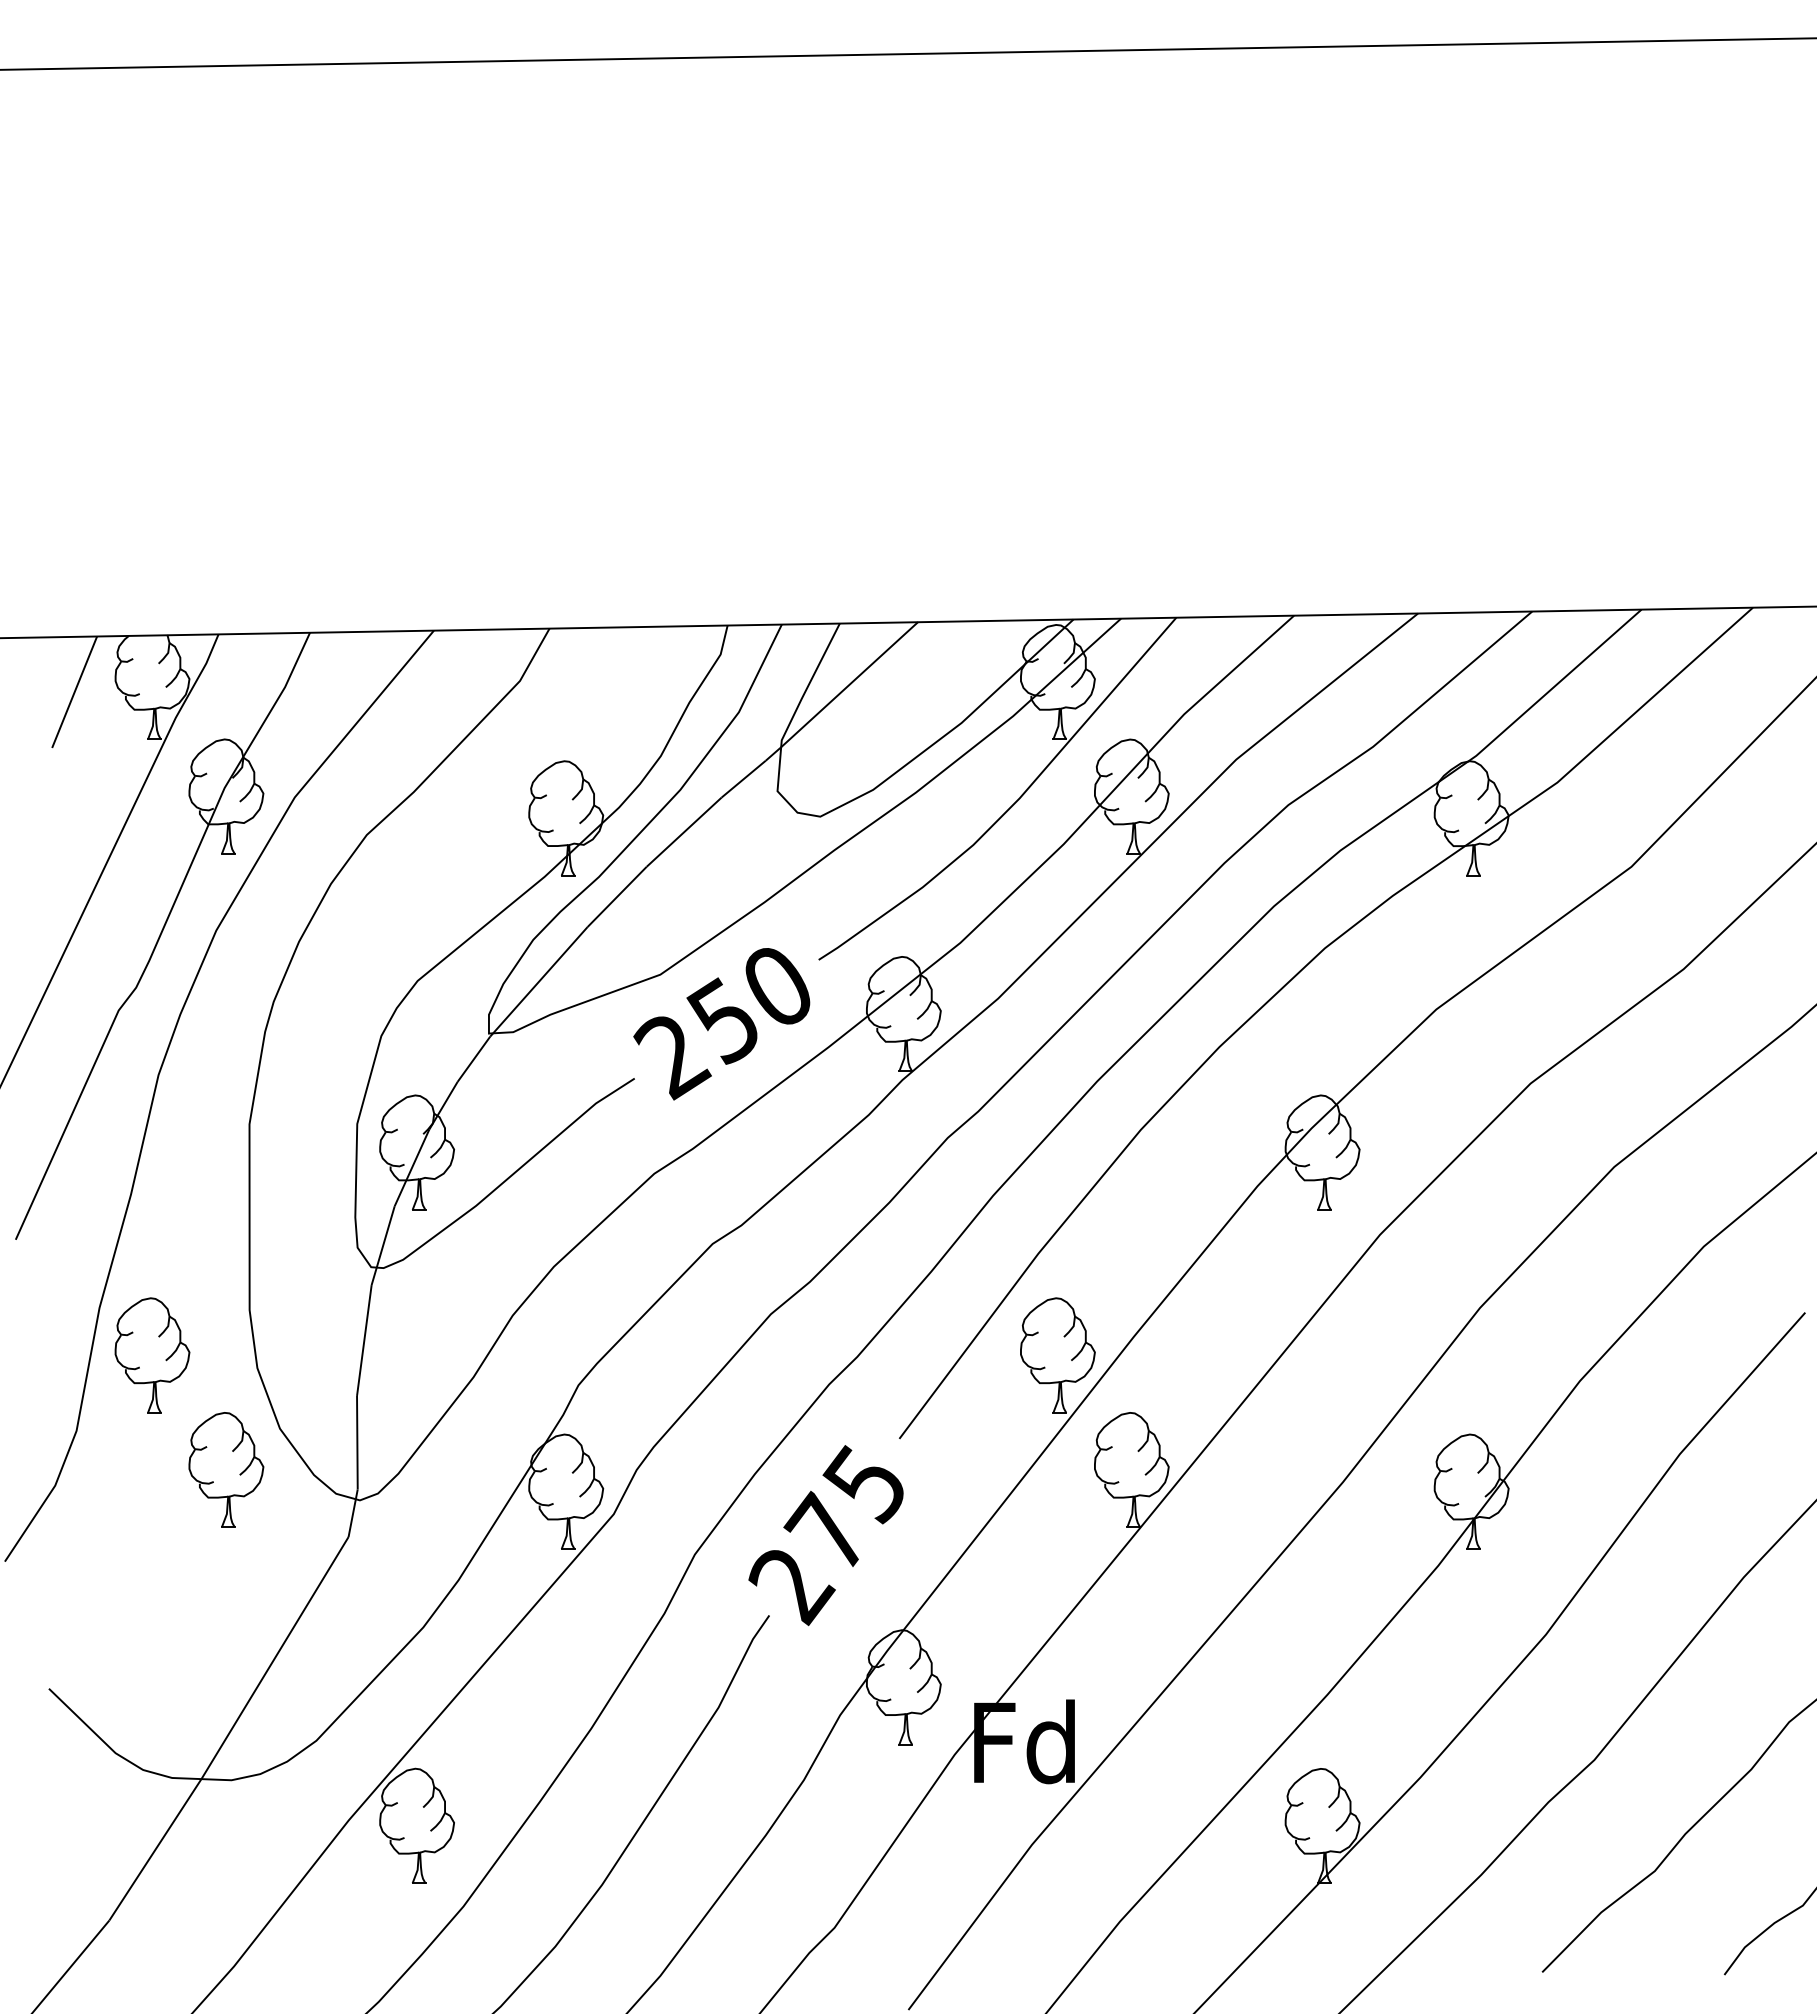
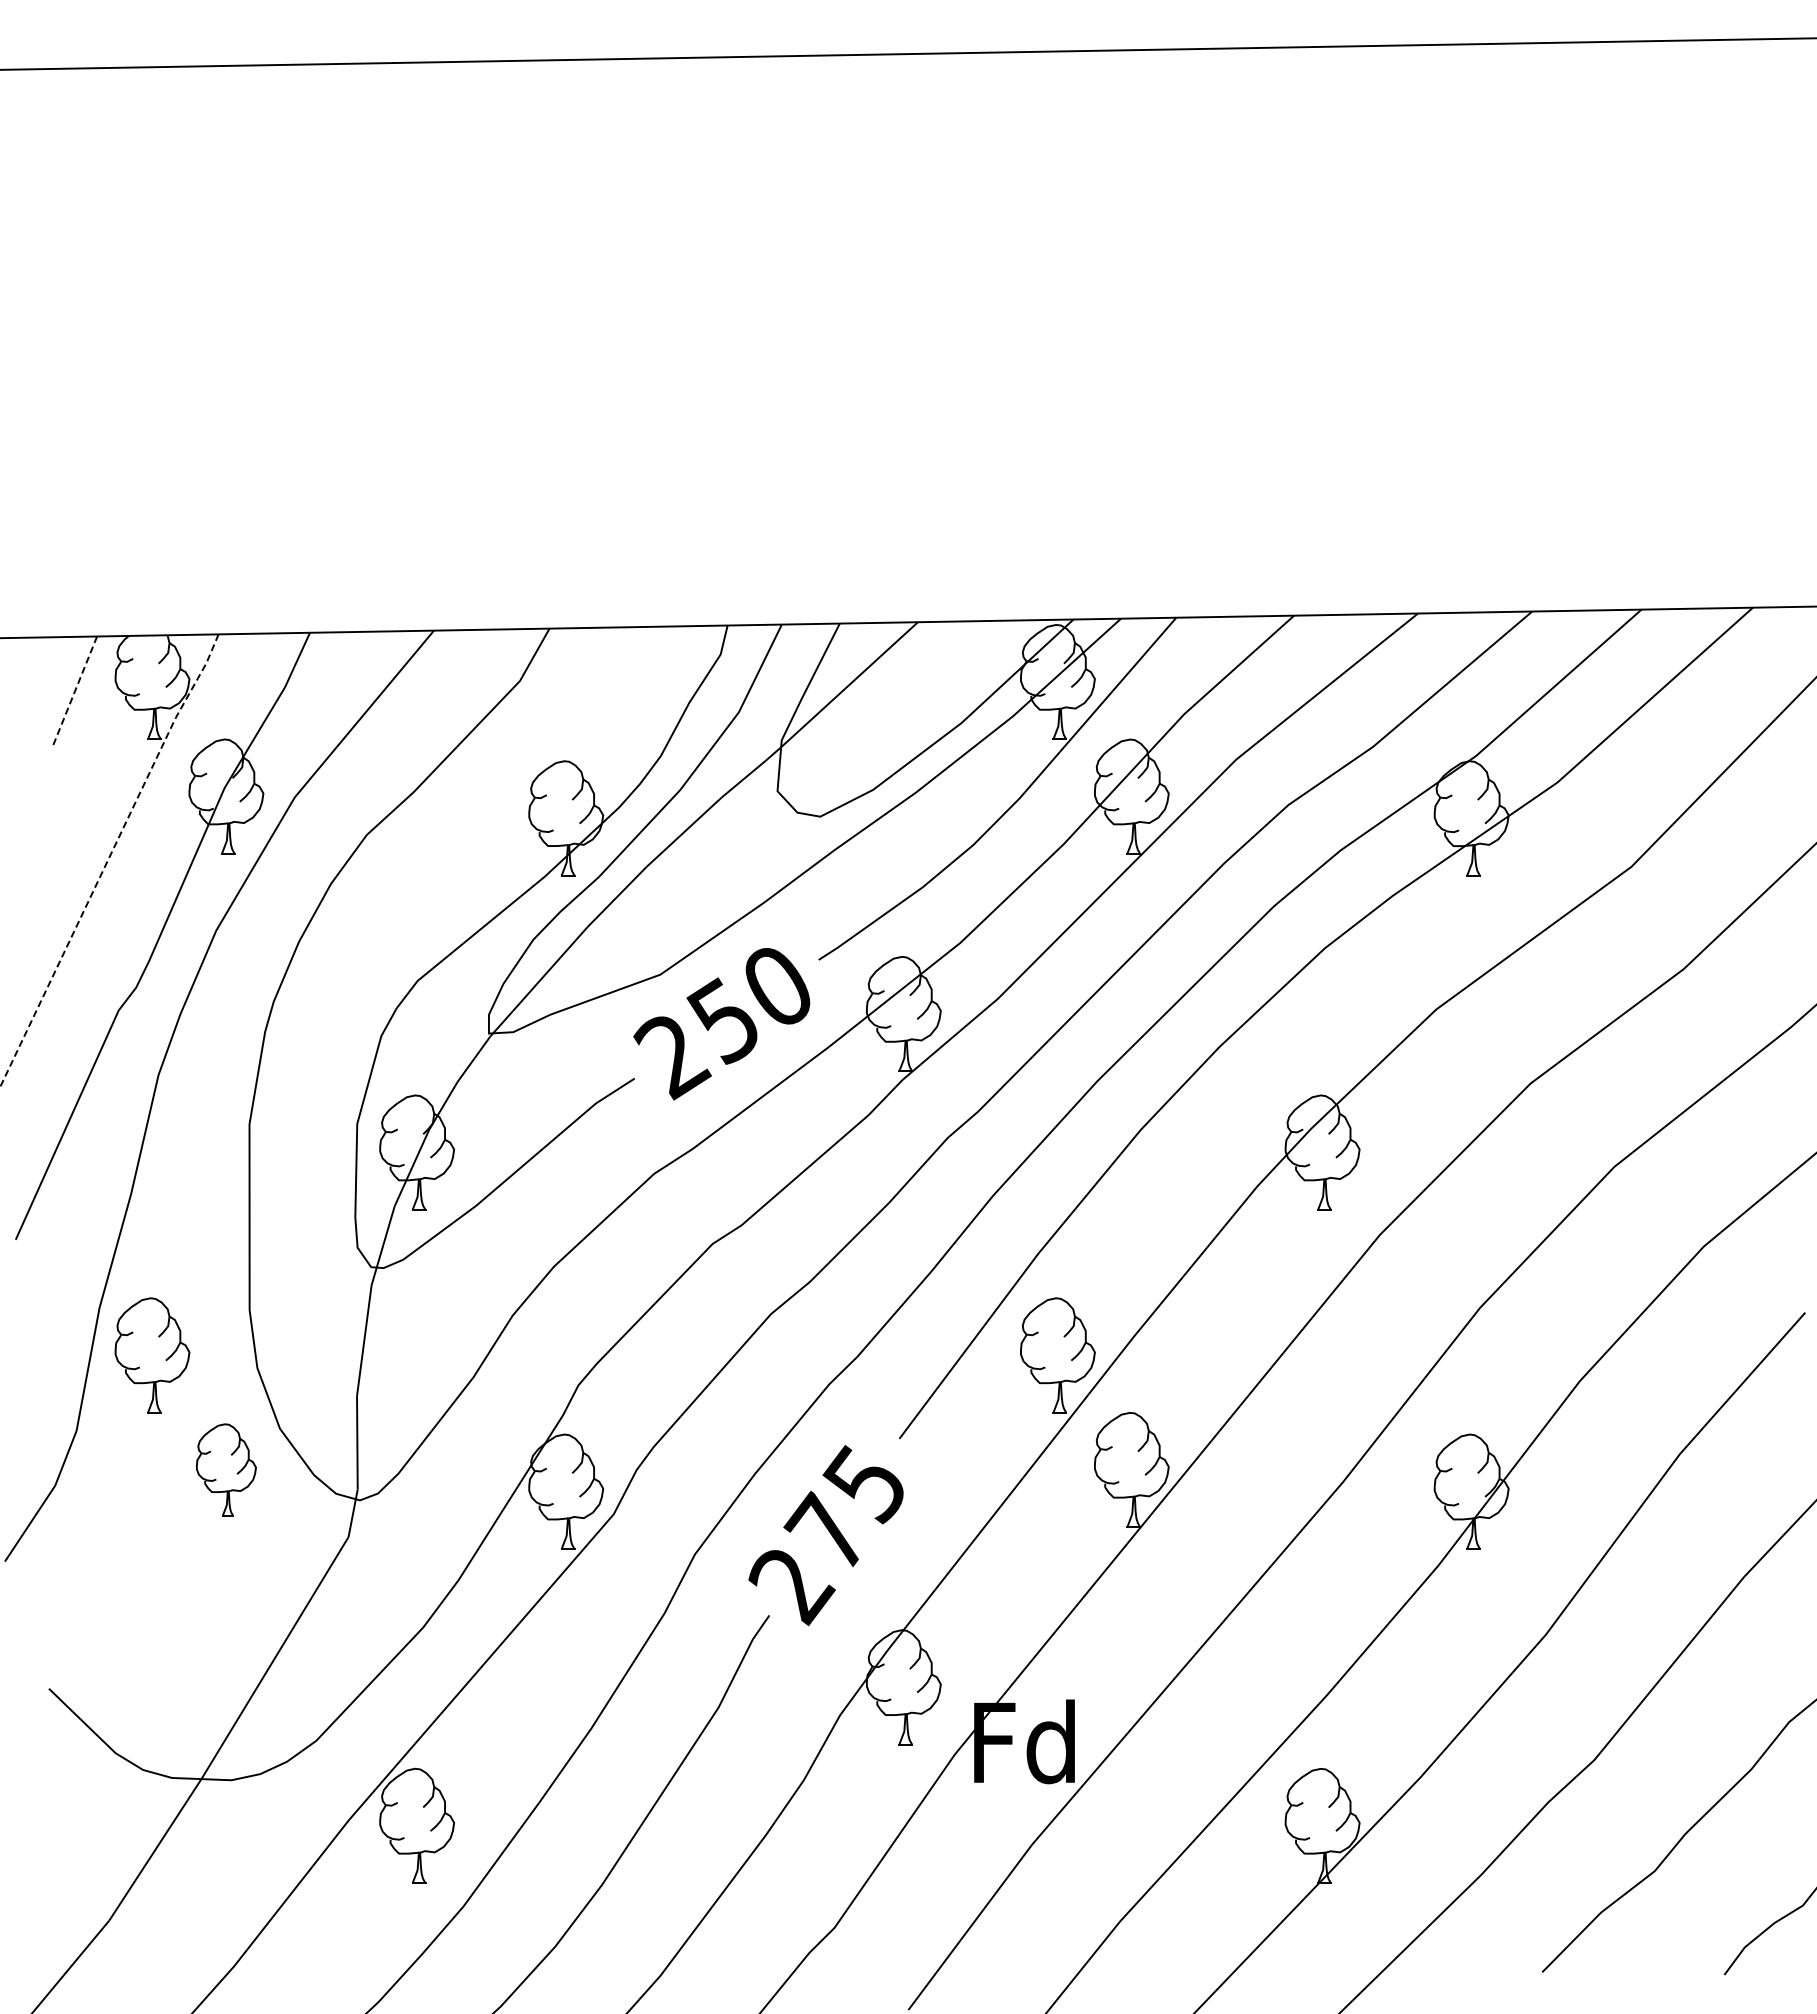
line: solid -> dashed (74, 692)
line: solid -> dashed (108, 858)
part size: 77x116 px -> 61x94 px (226, 1469)
